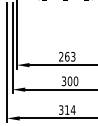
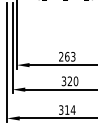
text: 300 -> 320 (69, 81)
